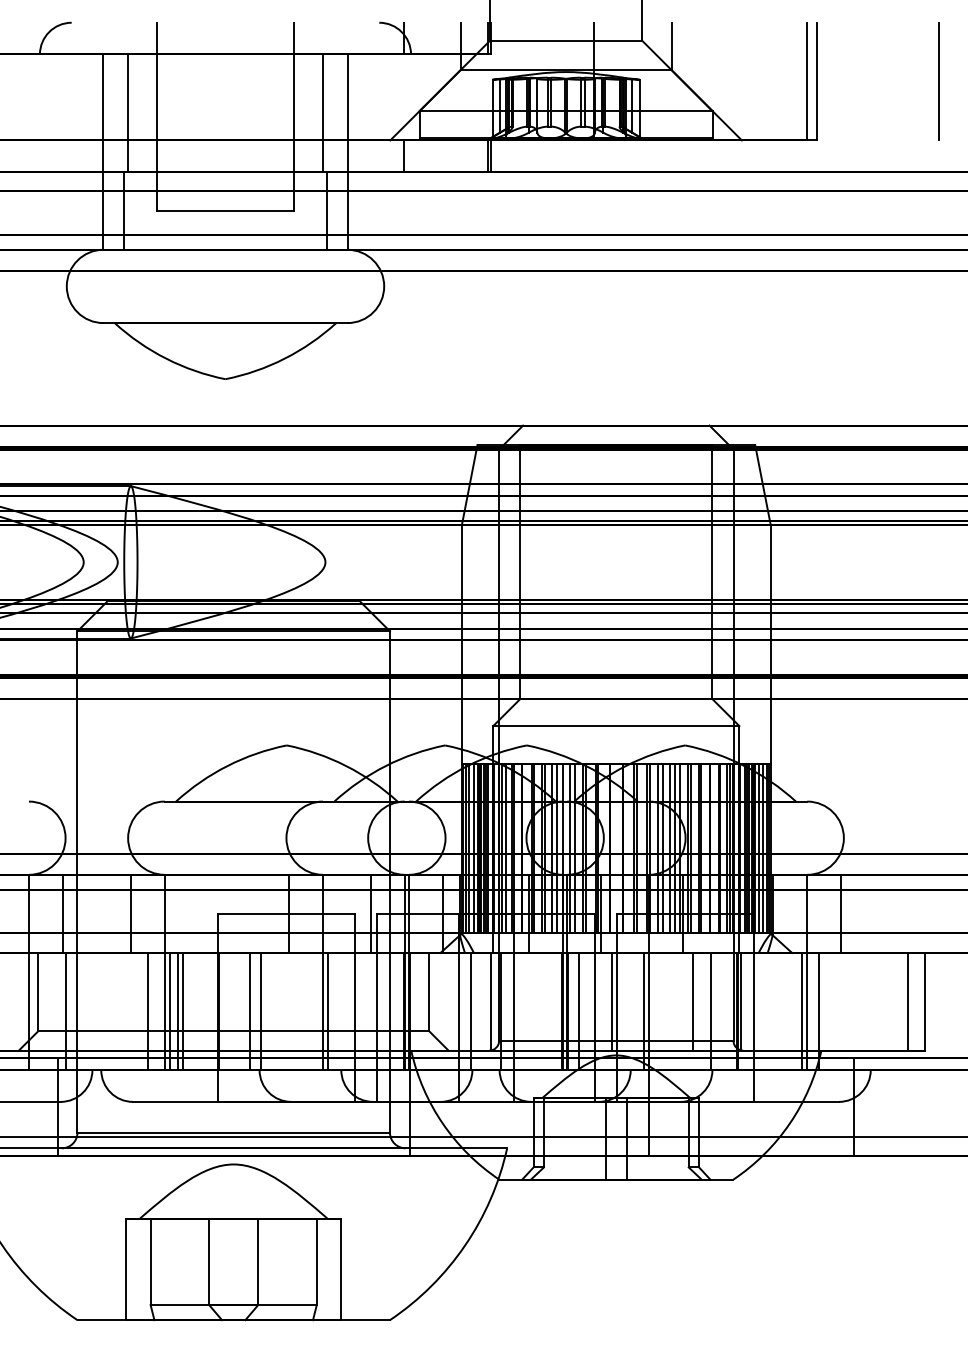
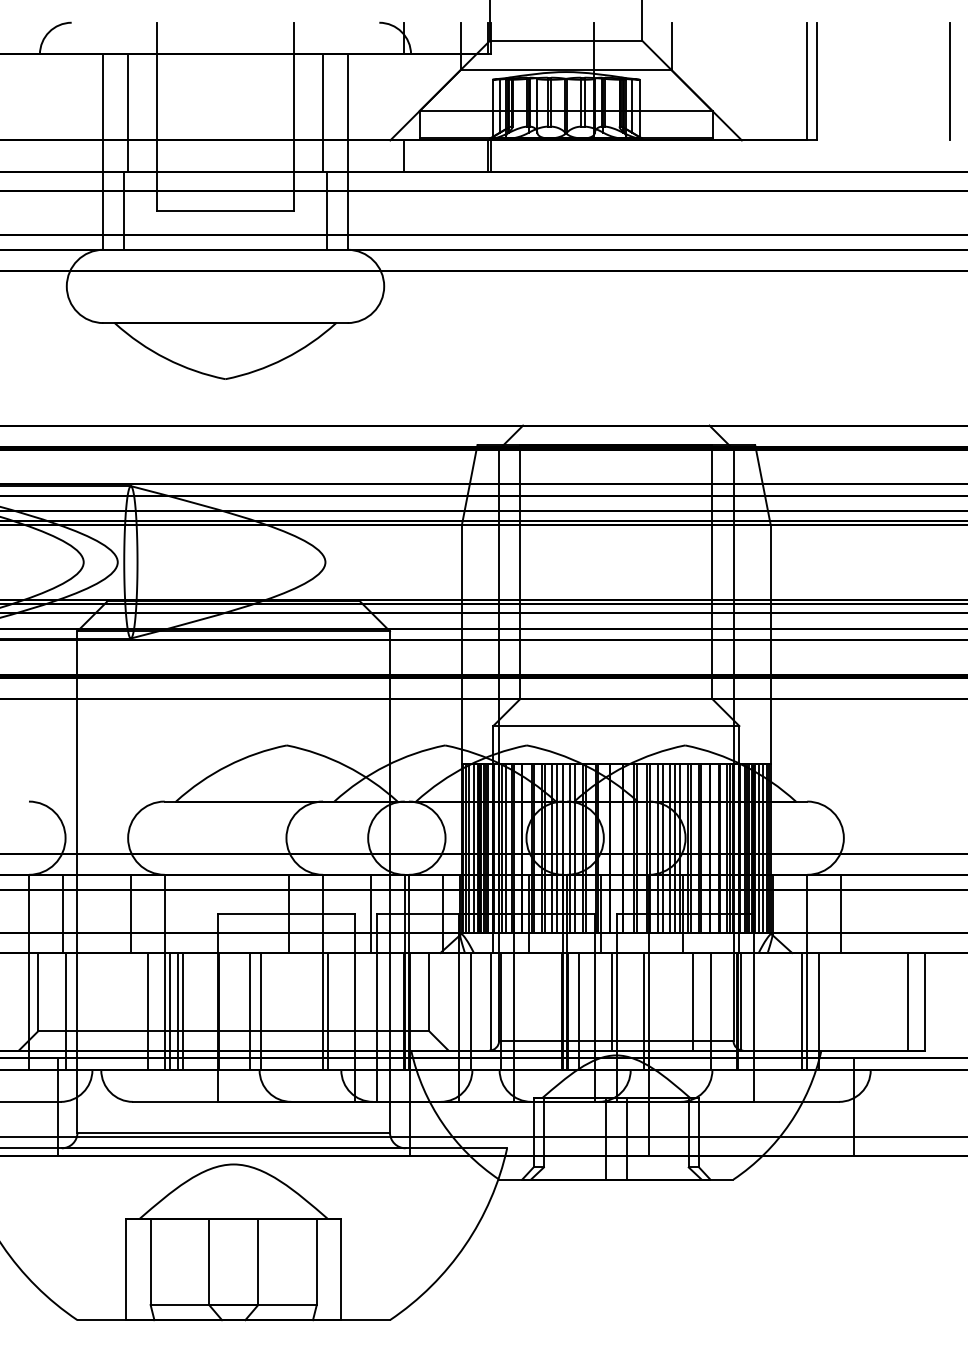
line position: (938, 81) -> (949, 81) (949, 81)
